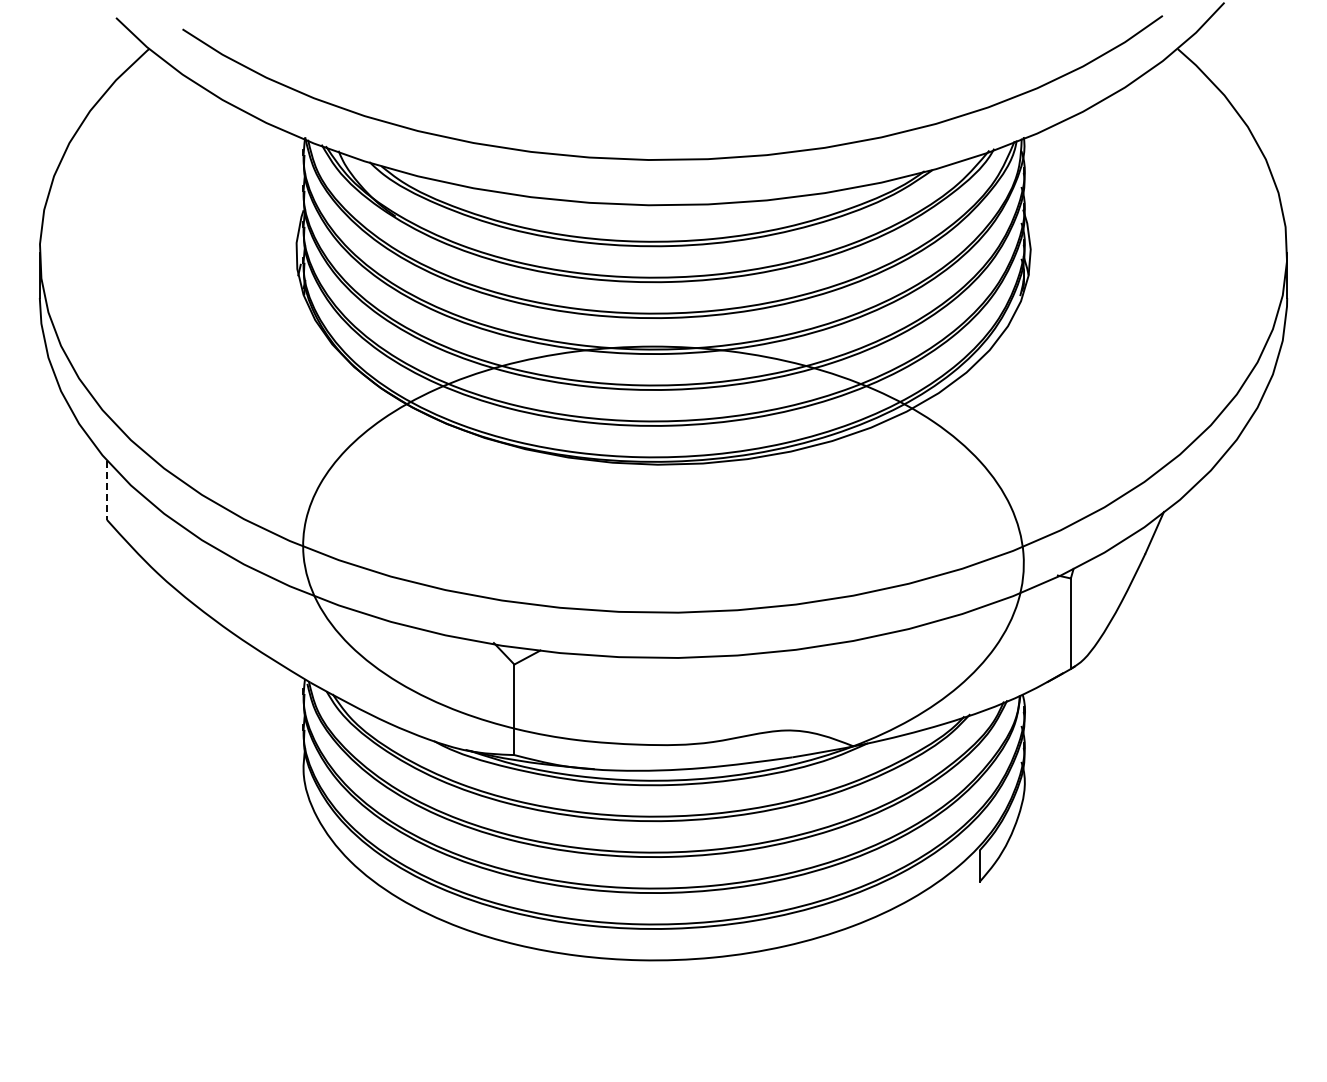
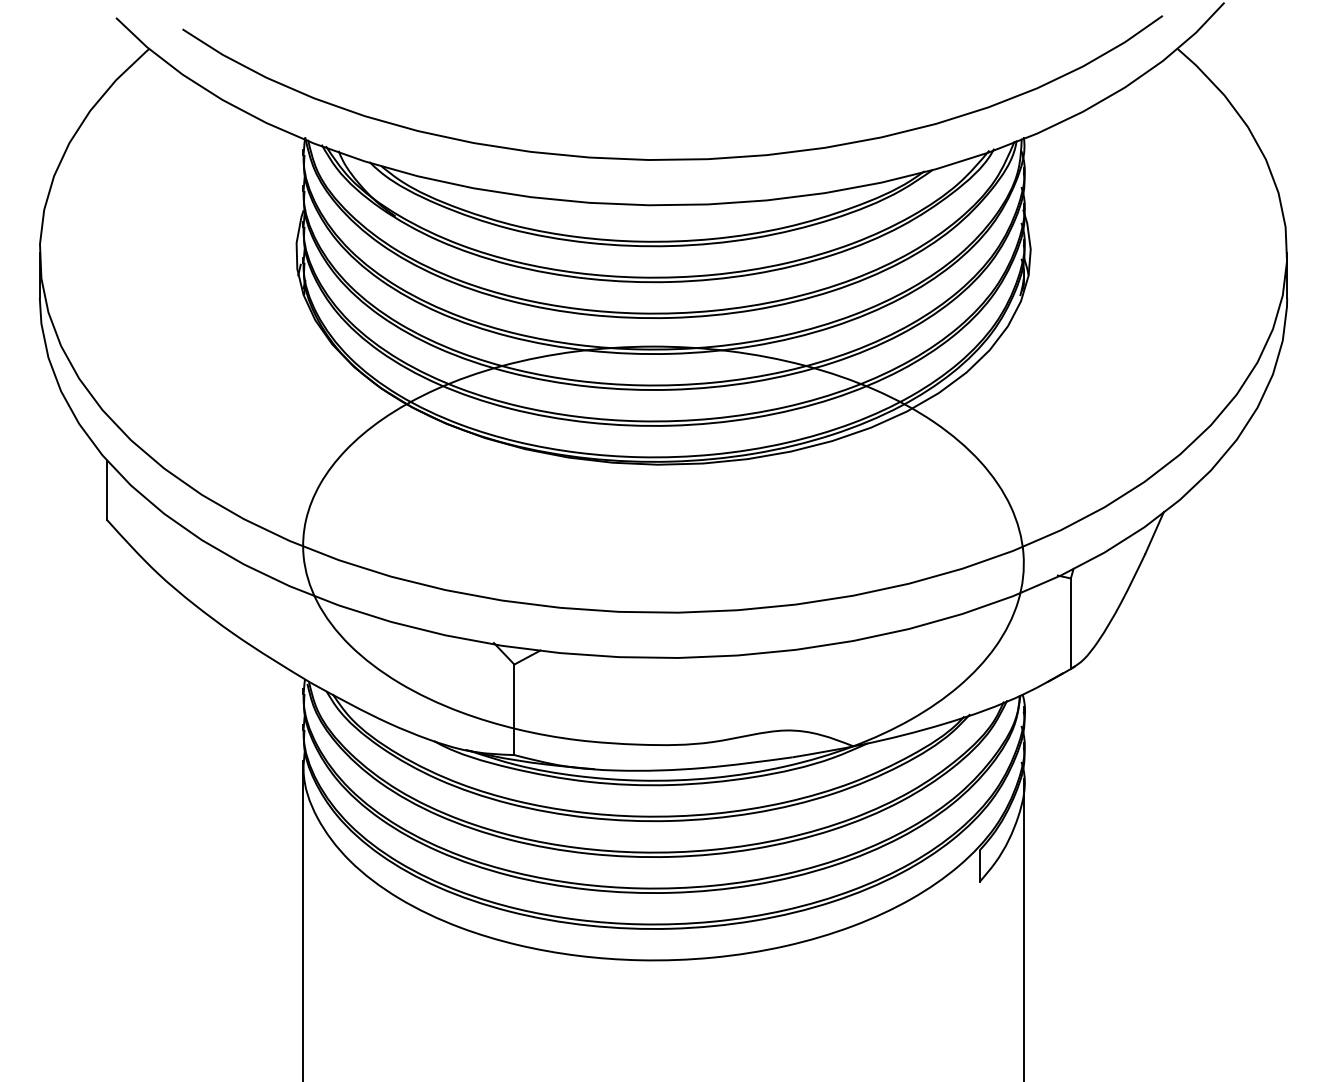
line: dashed -> solid (106, 490)
line: none -> present (303, 919)
line: none -> present (1023, 928)
